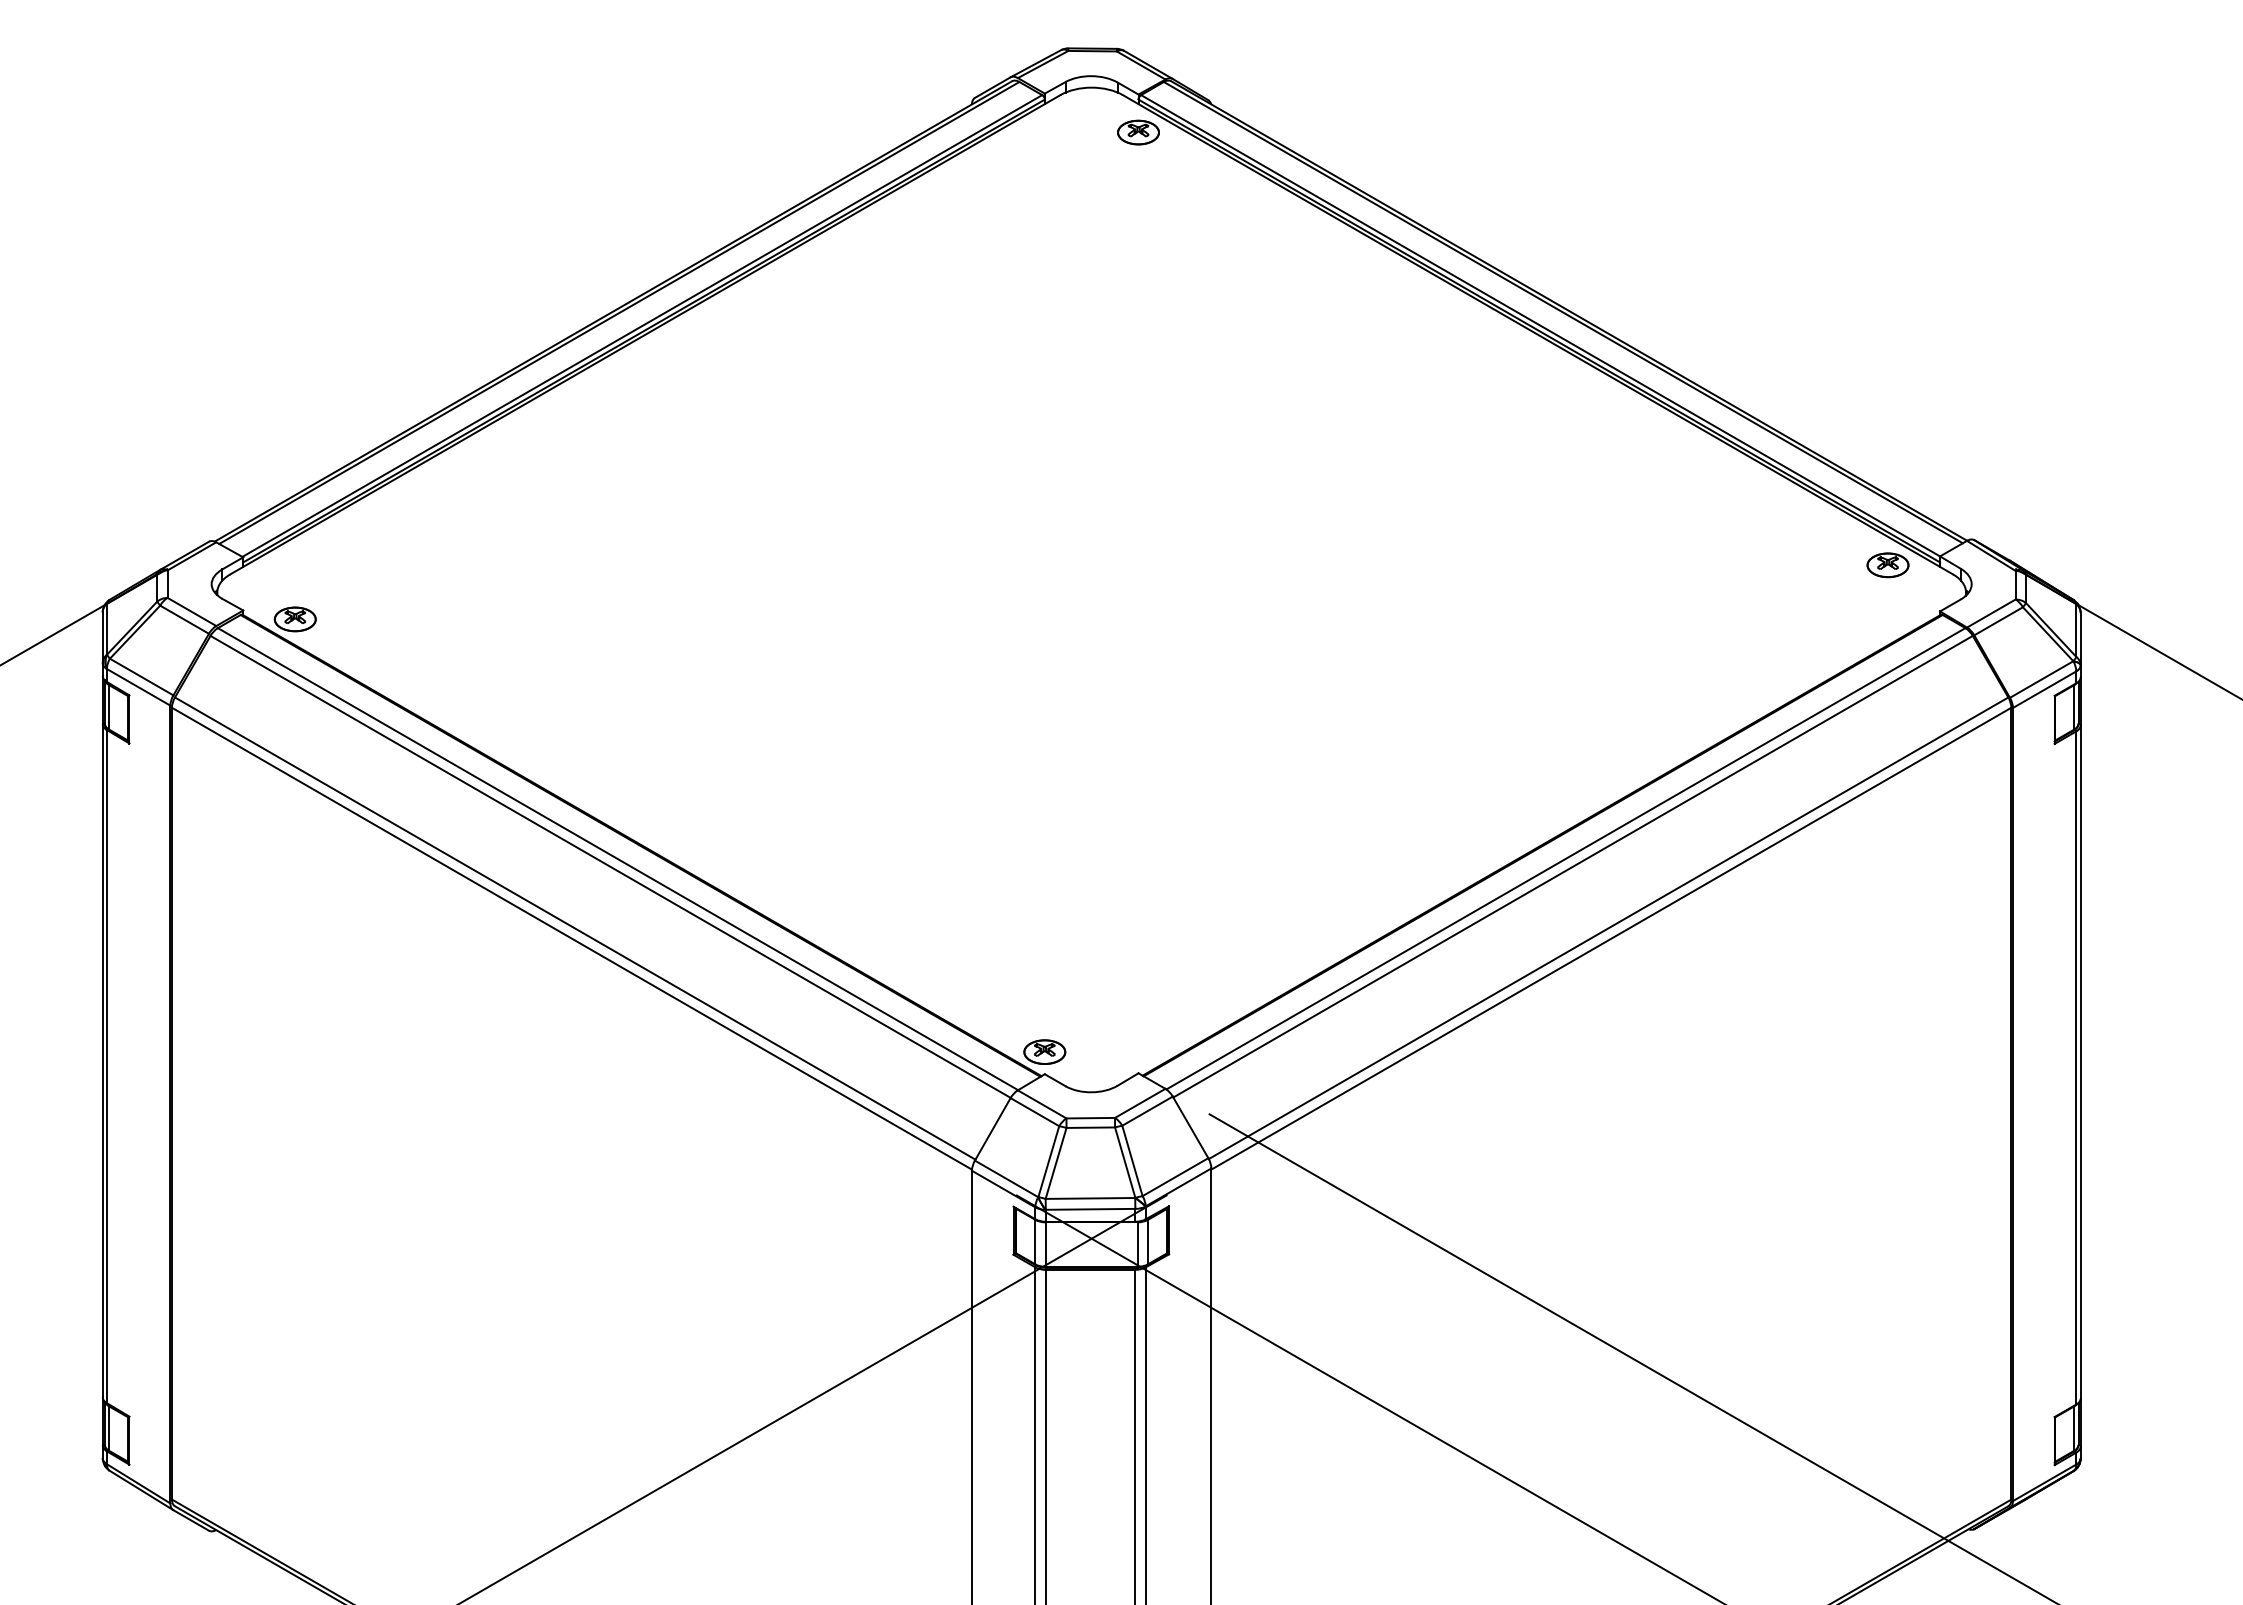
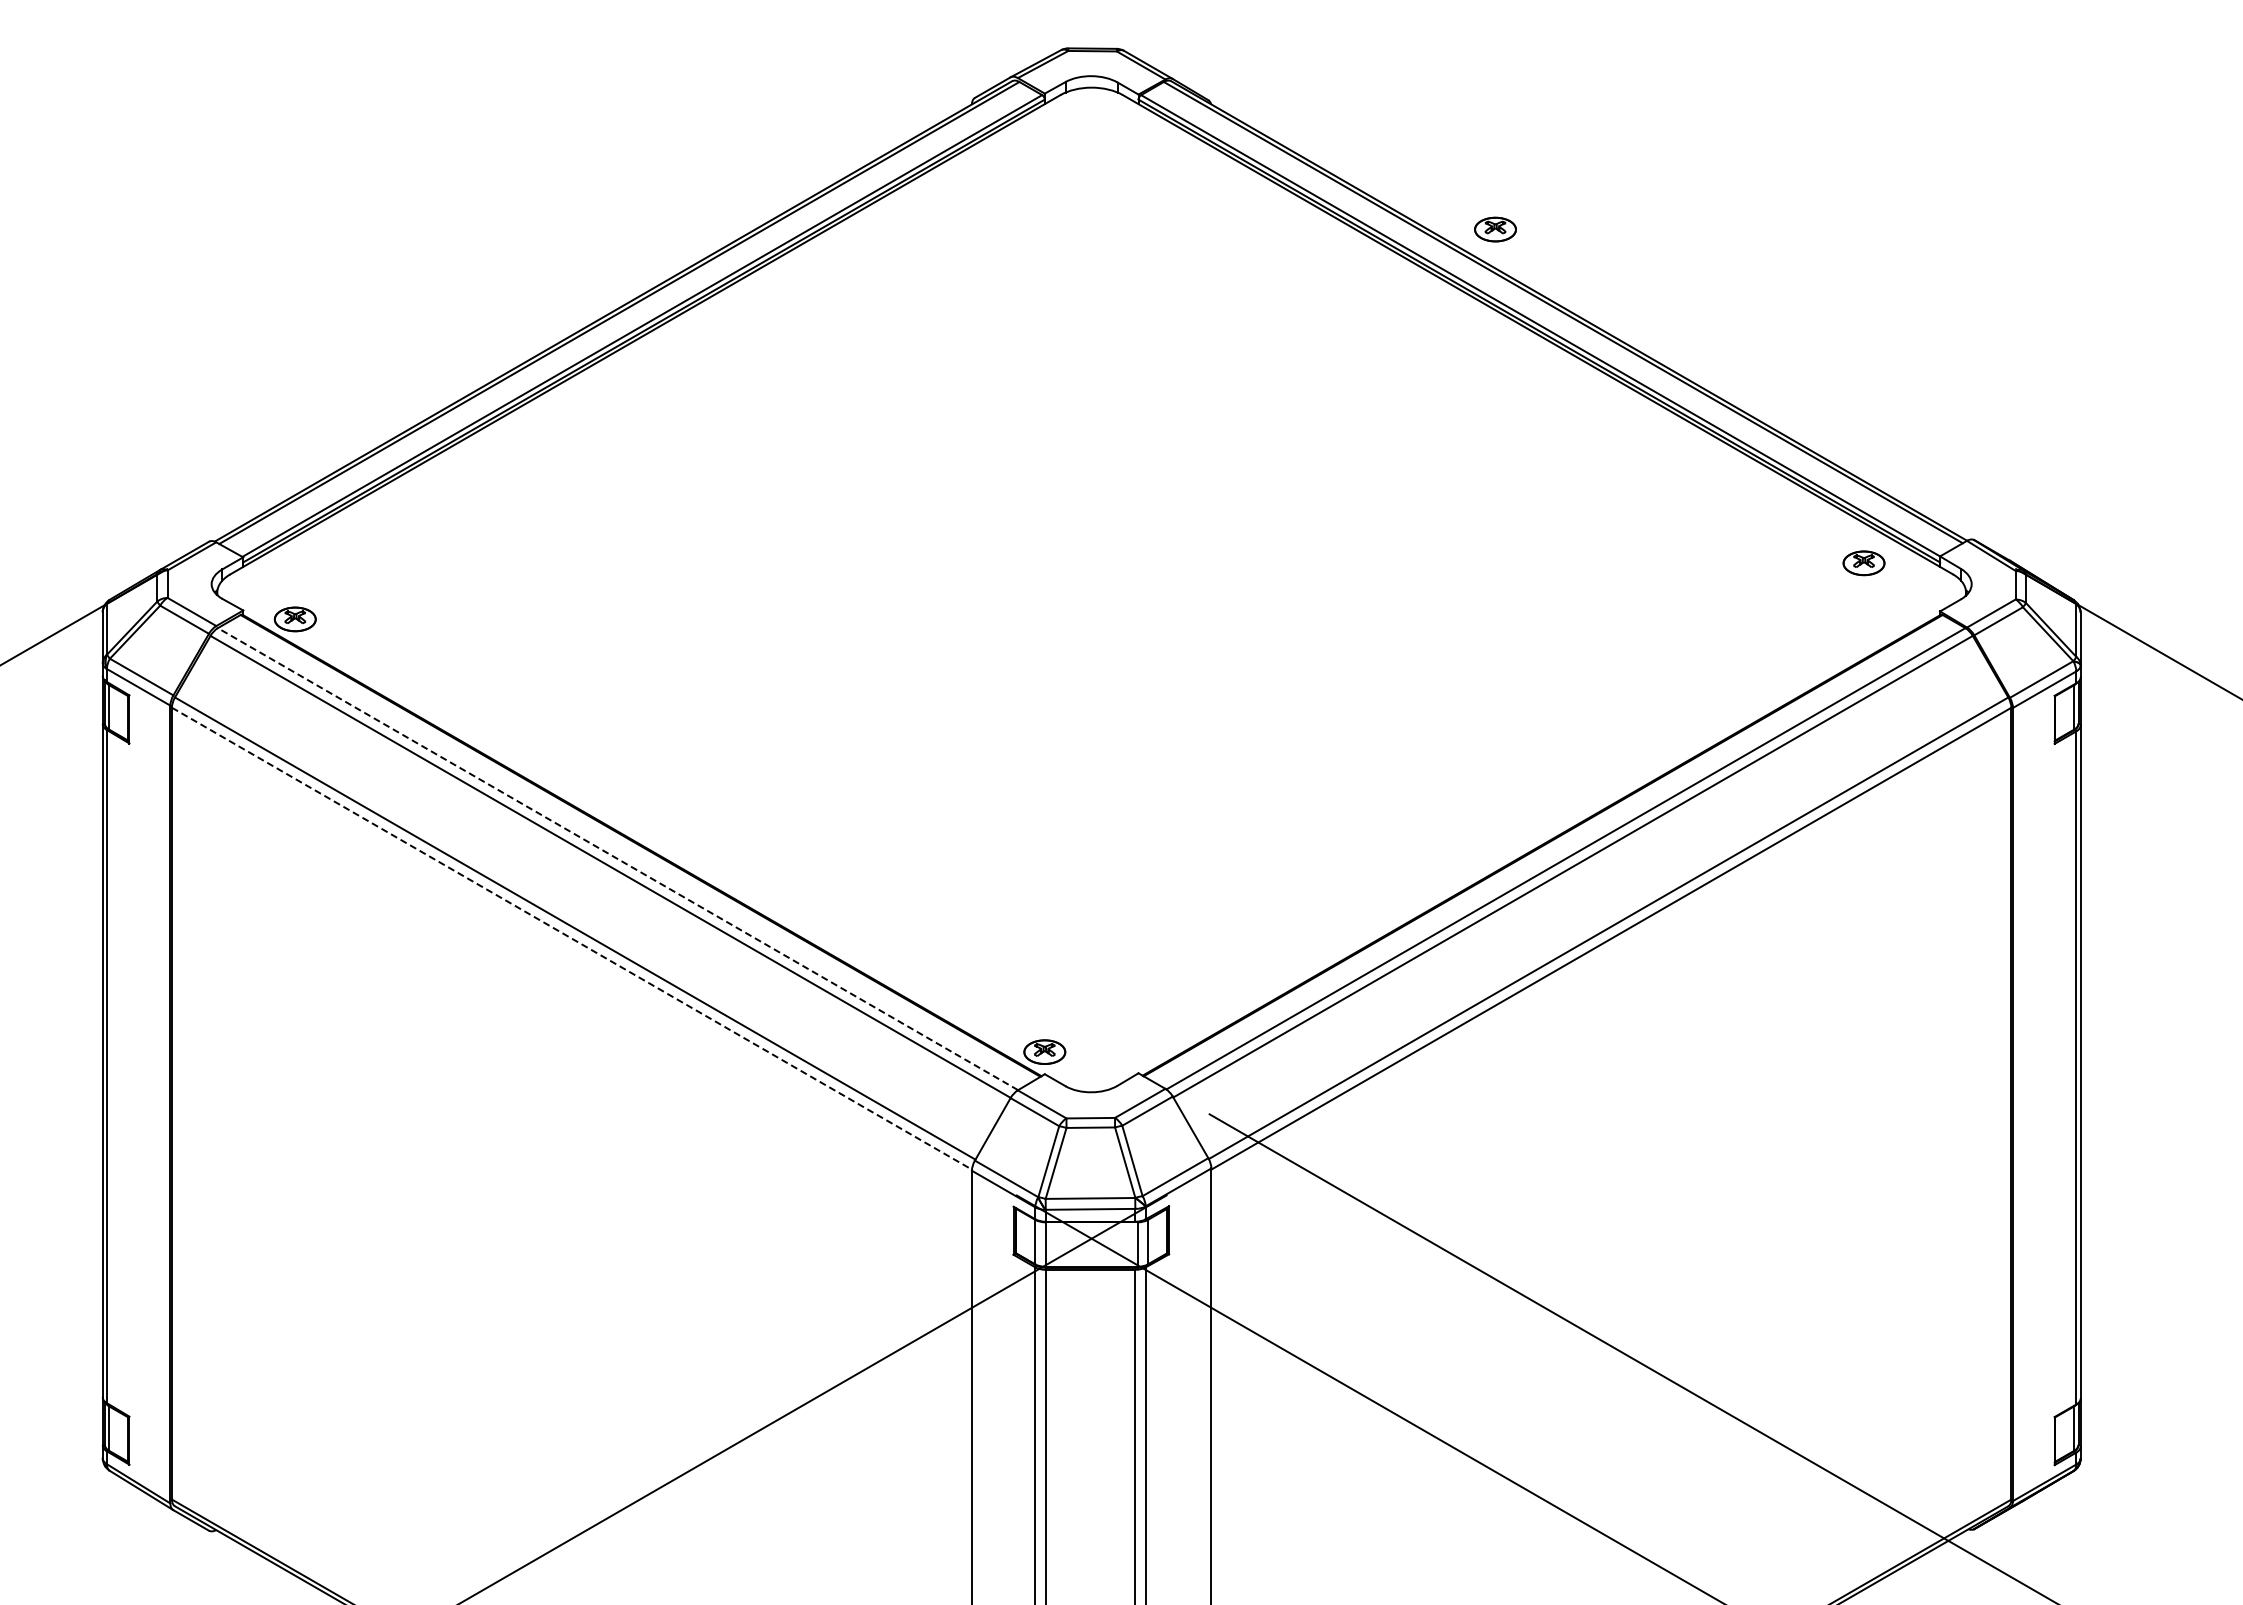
part position: (1138, 132) -> (1495, 229) (1495, 229)
part position: (1887, 565) -> (1863, 563) (1863, 563)
line: solid -> dashed (617, 858)
line: solid -> dashed (571, 938)
